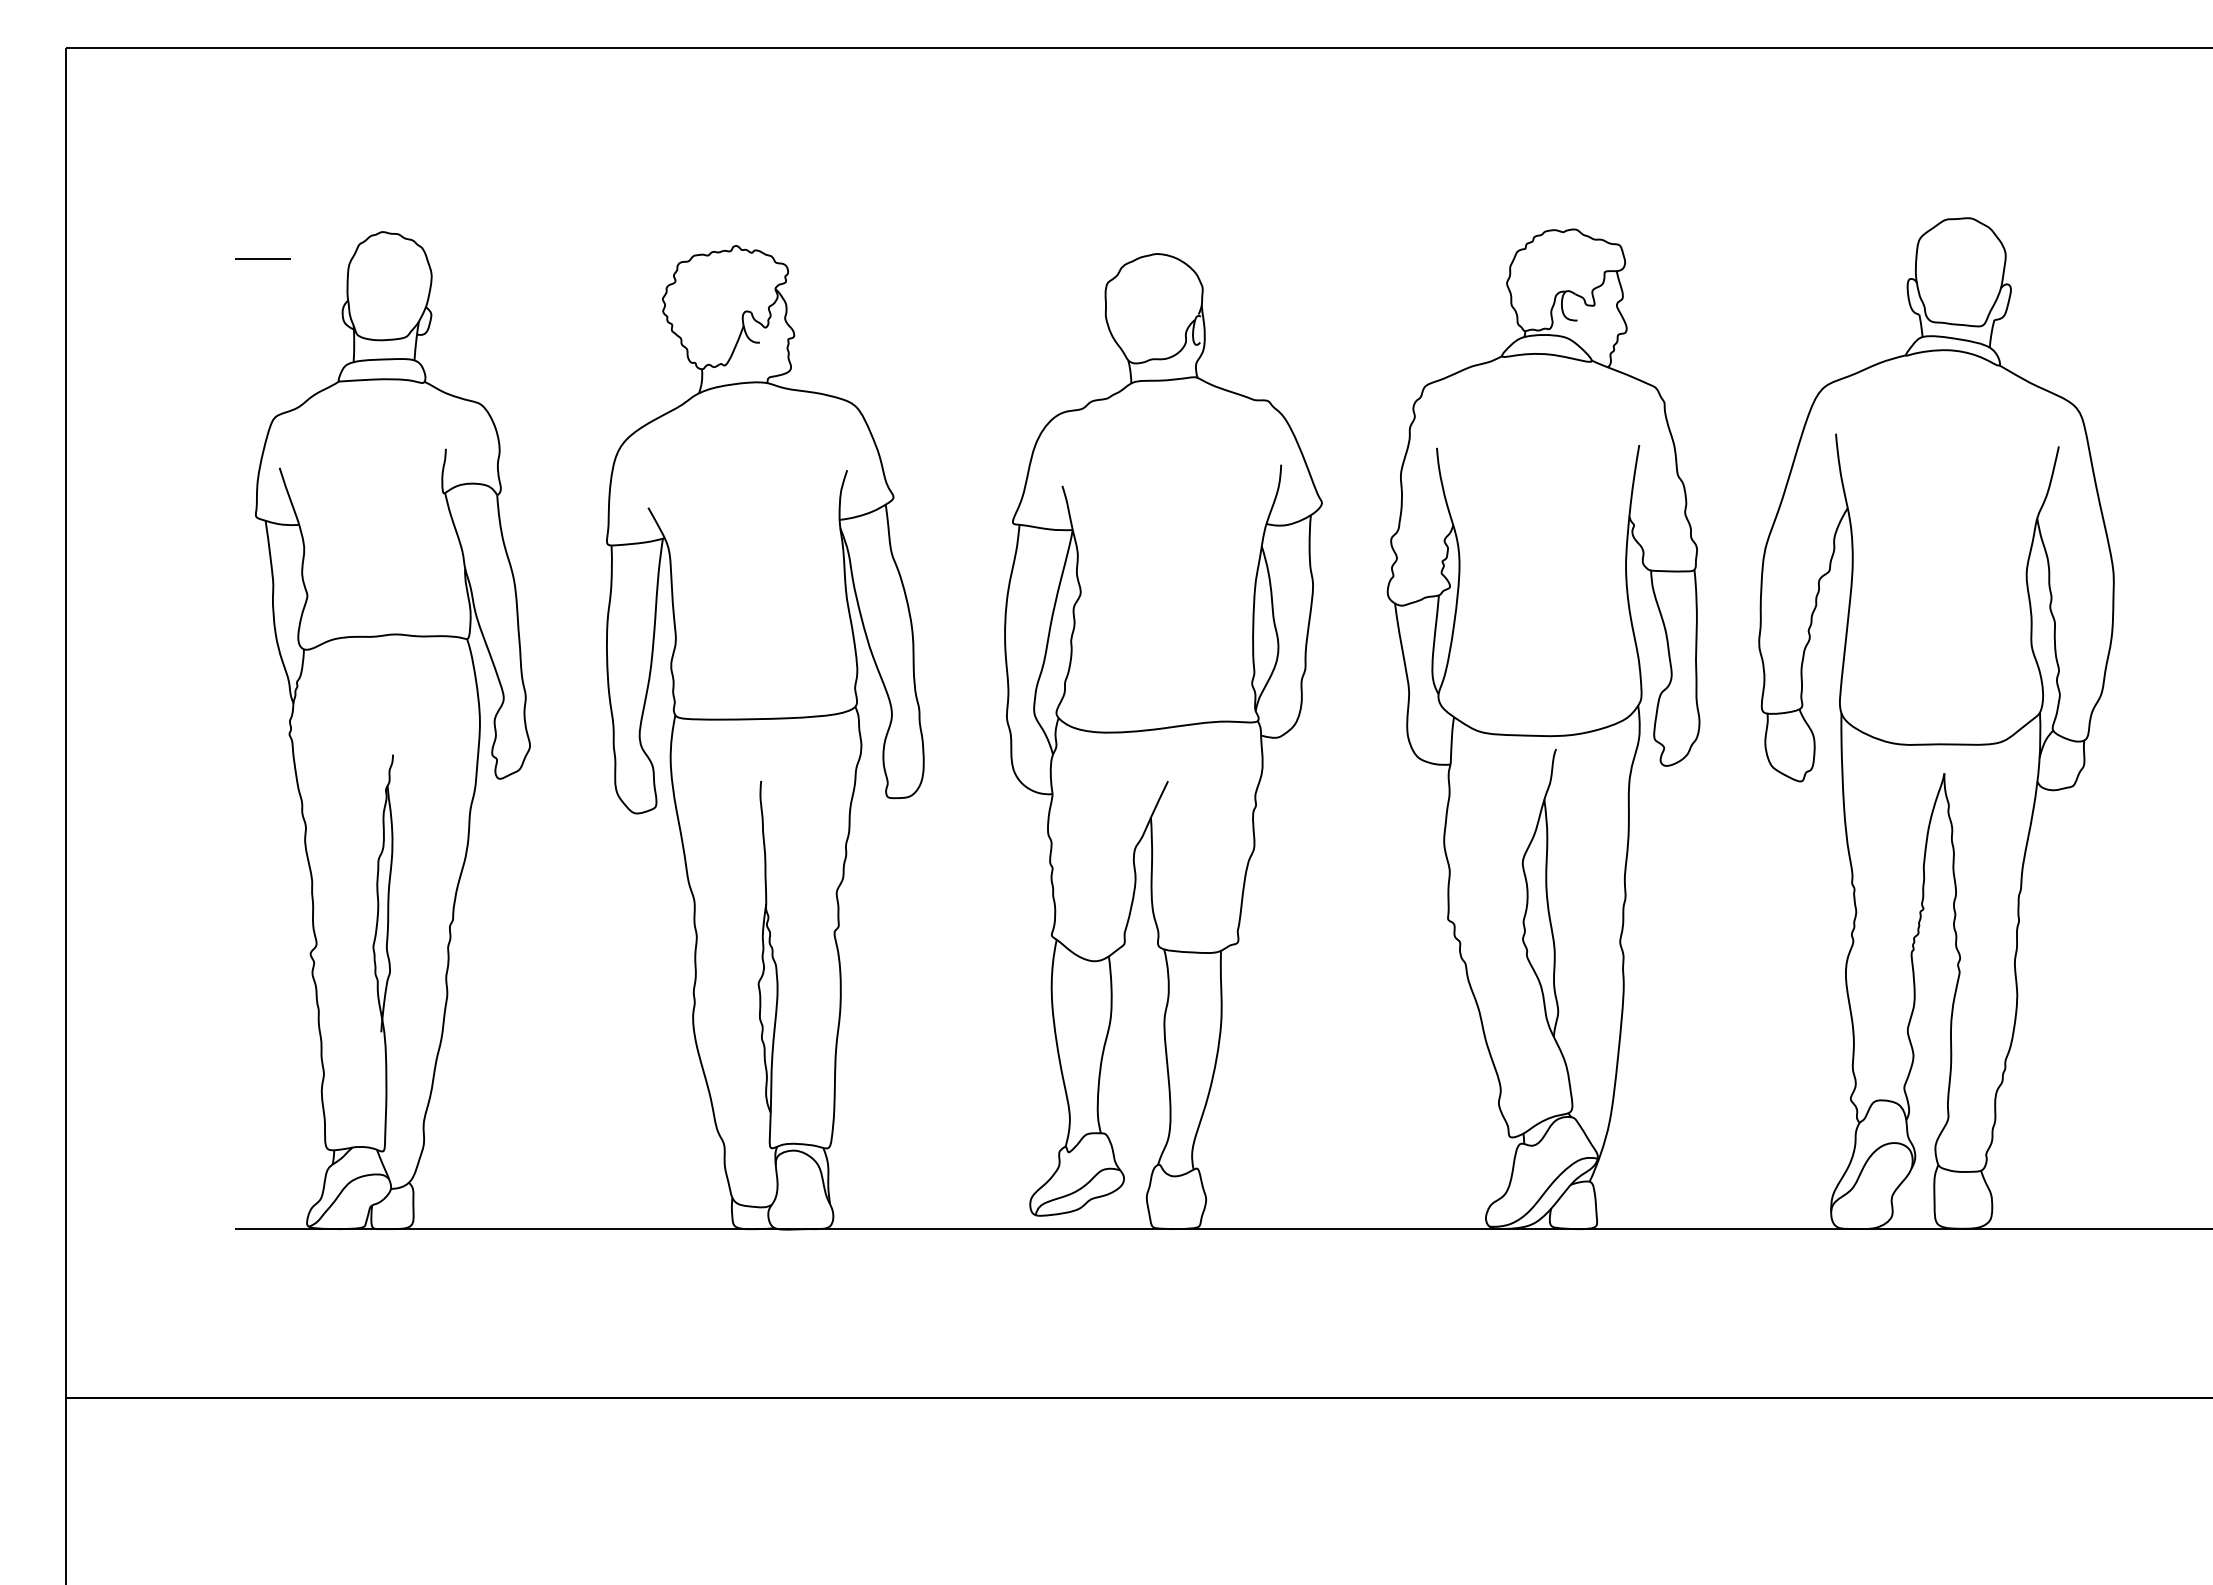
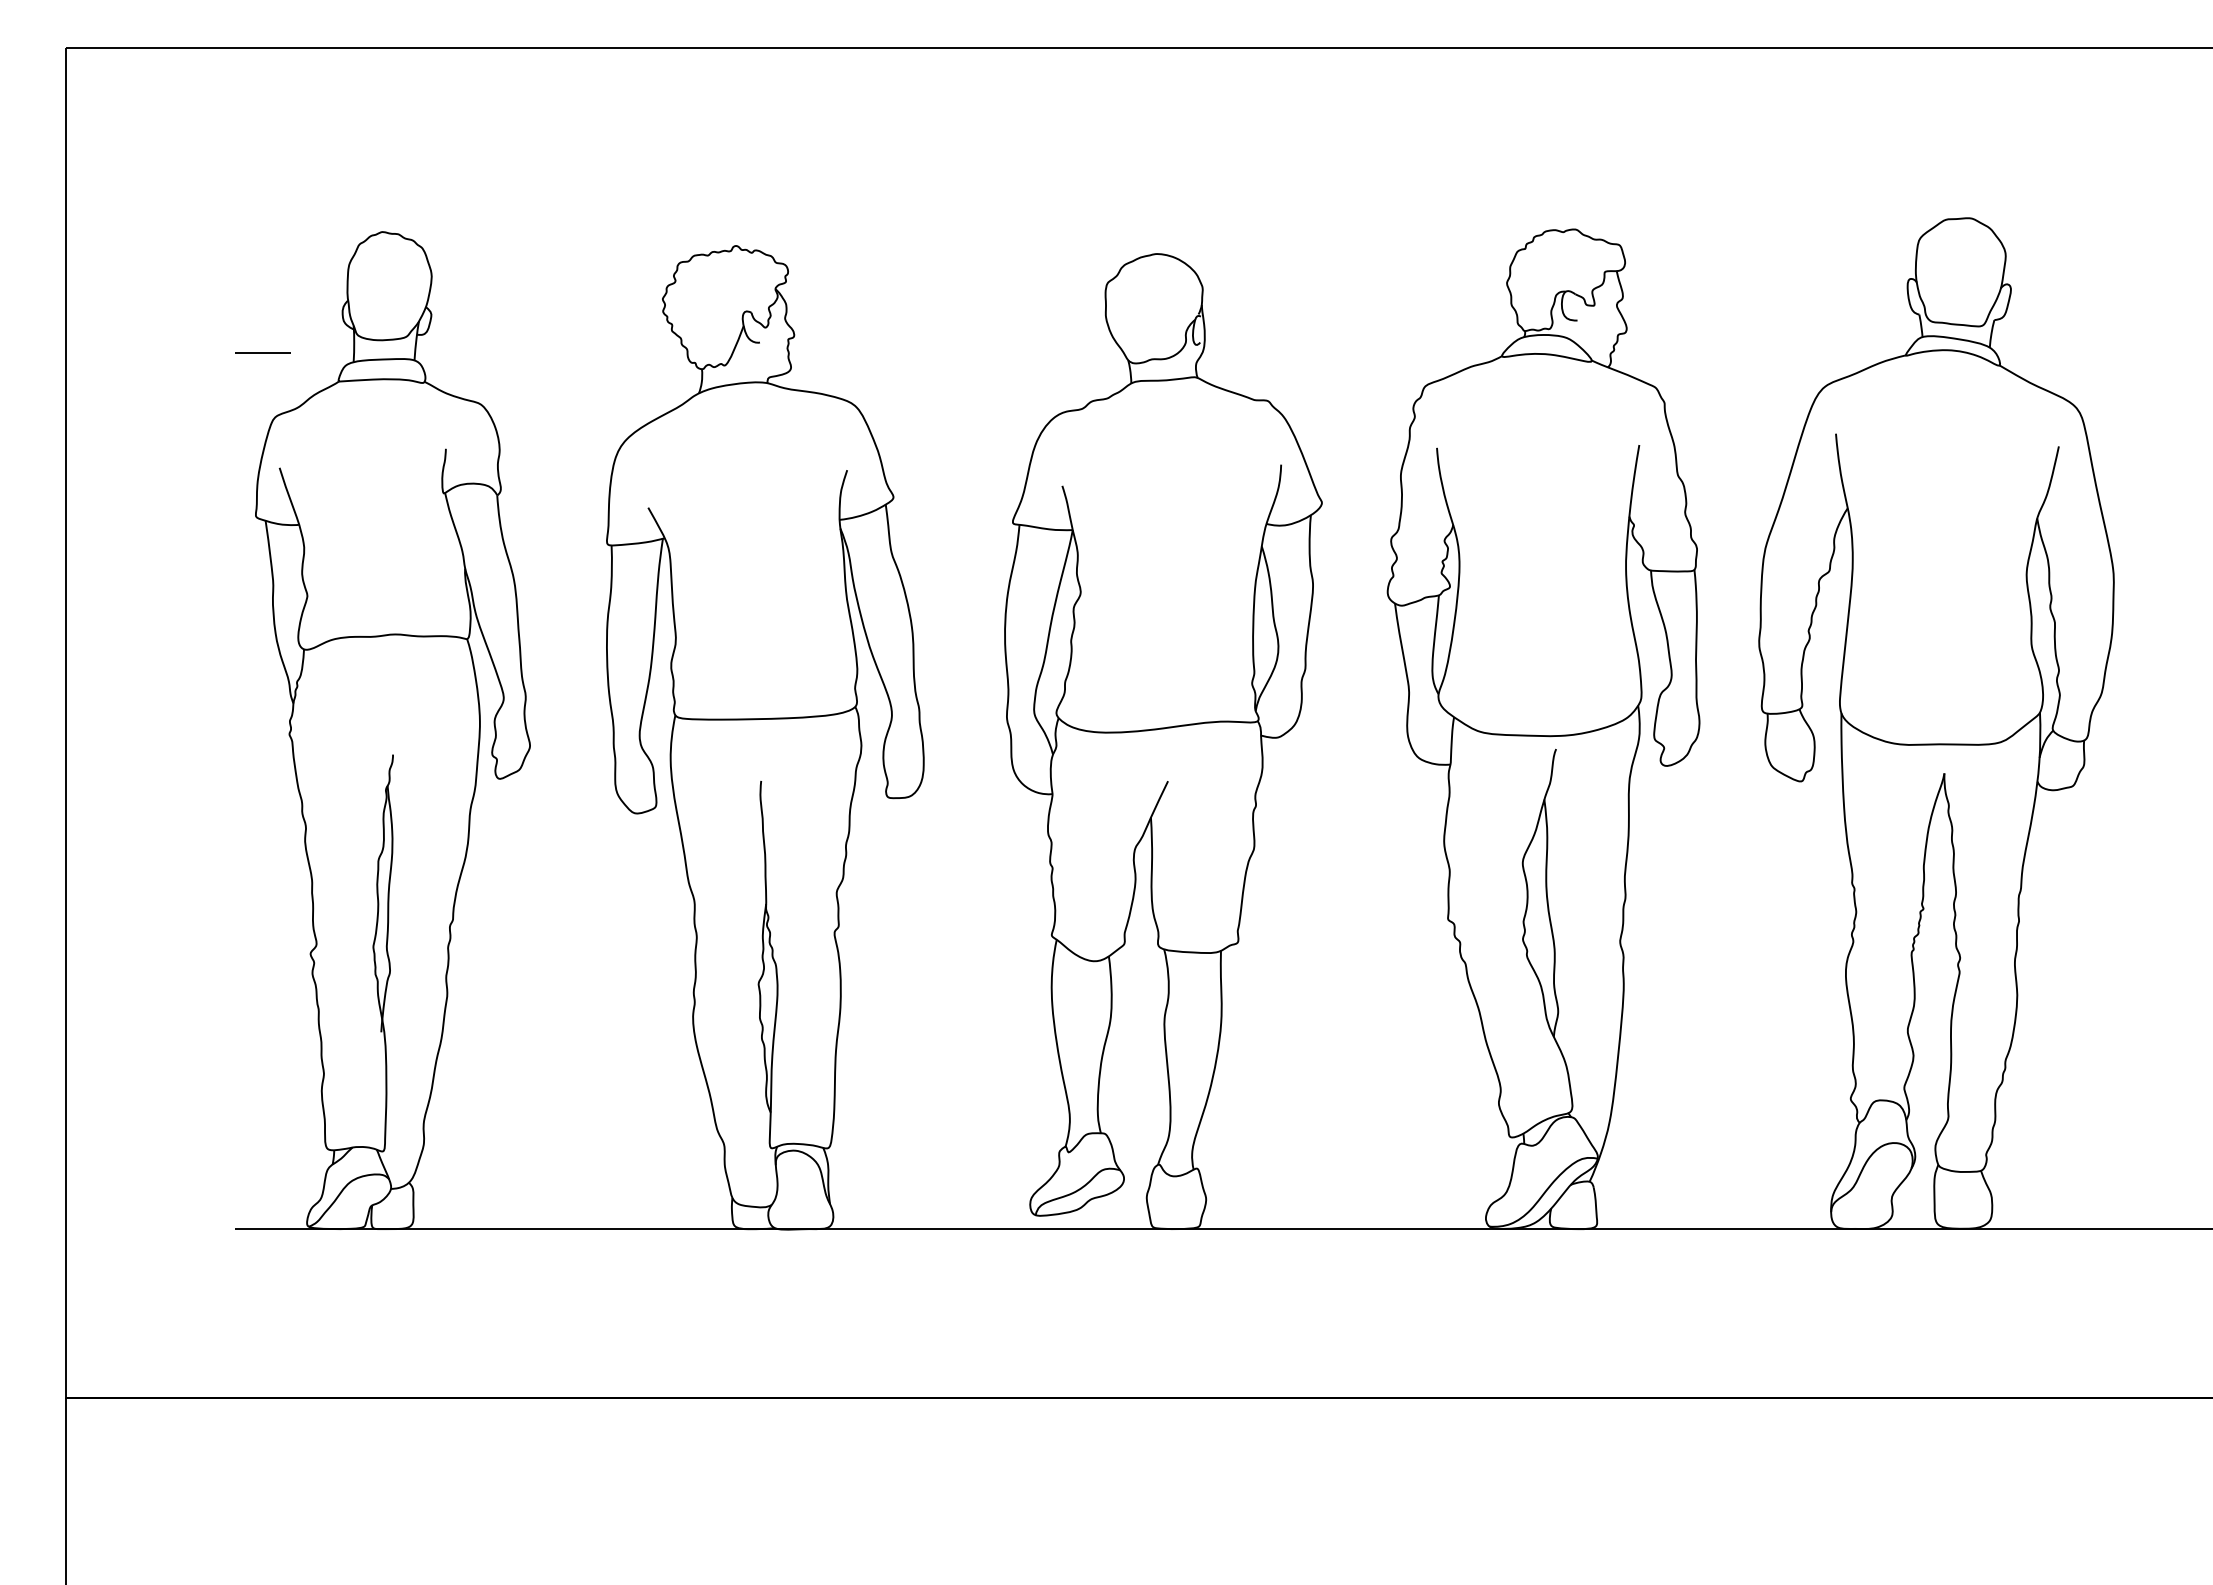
line position: (262, 258) -> (262, 352) (262, 352)
